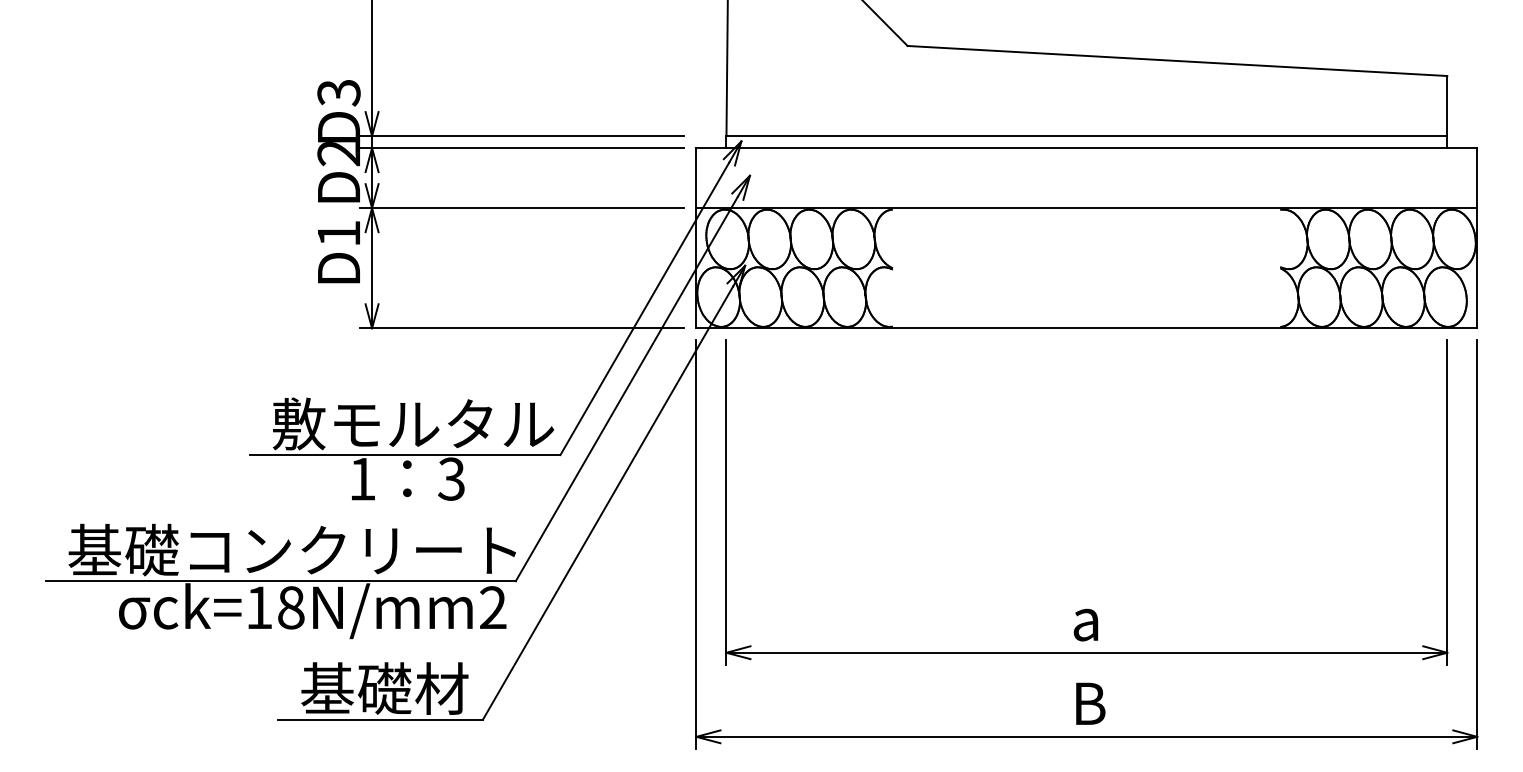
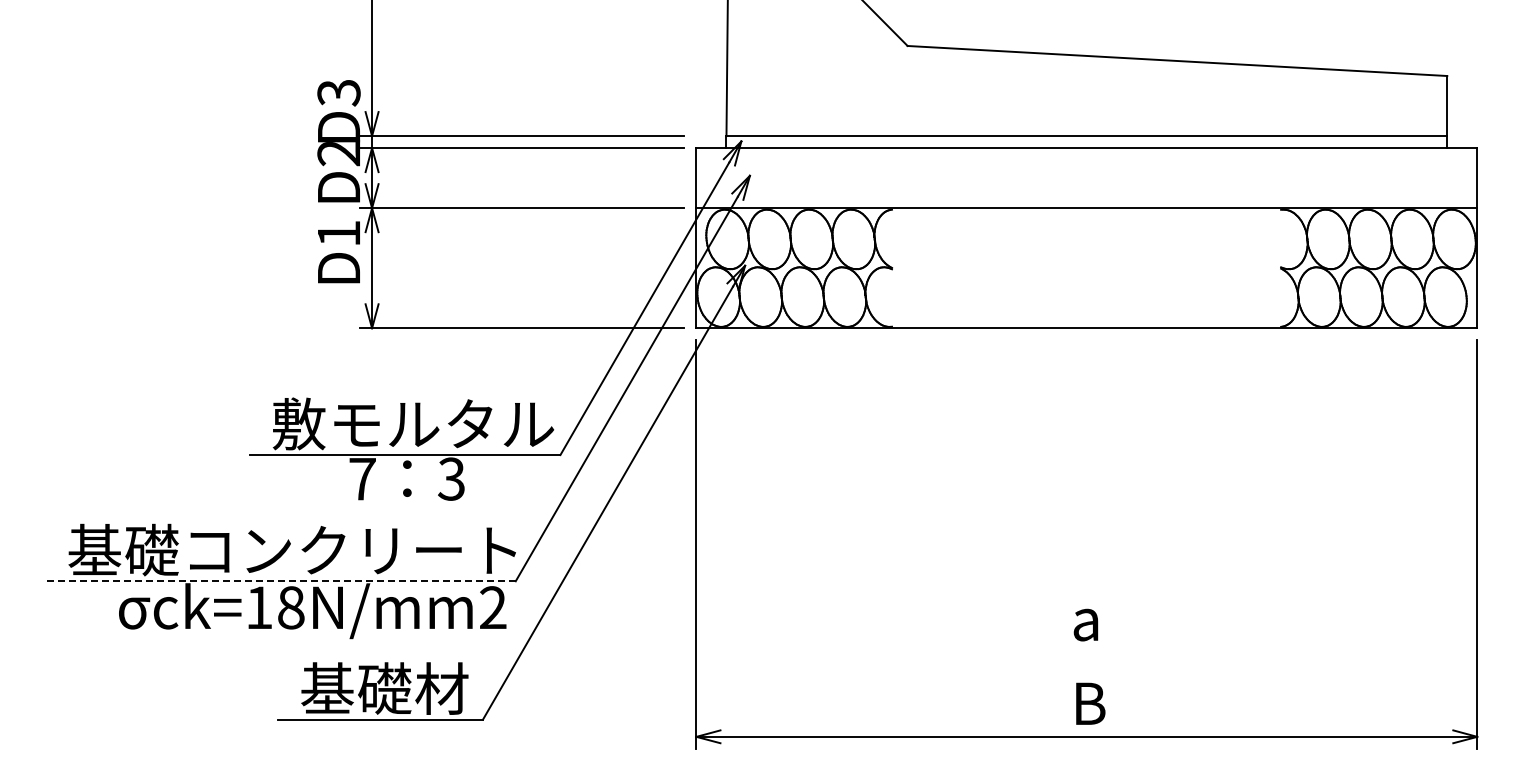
text: 1 -> 7 (362, 479)
line: solid -> dashed (280, 581)
part: present -> none (1086, 652)
